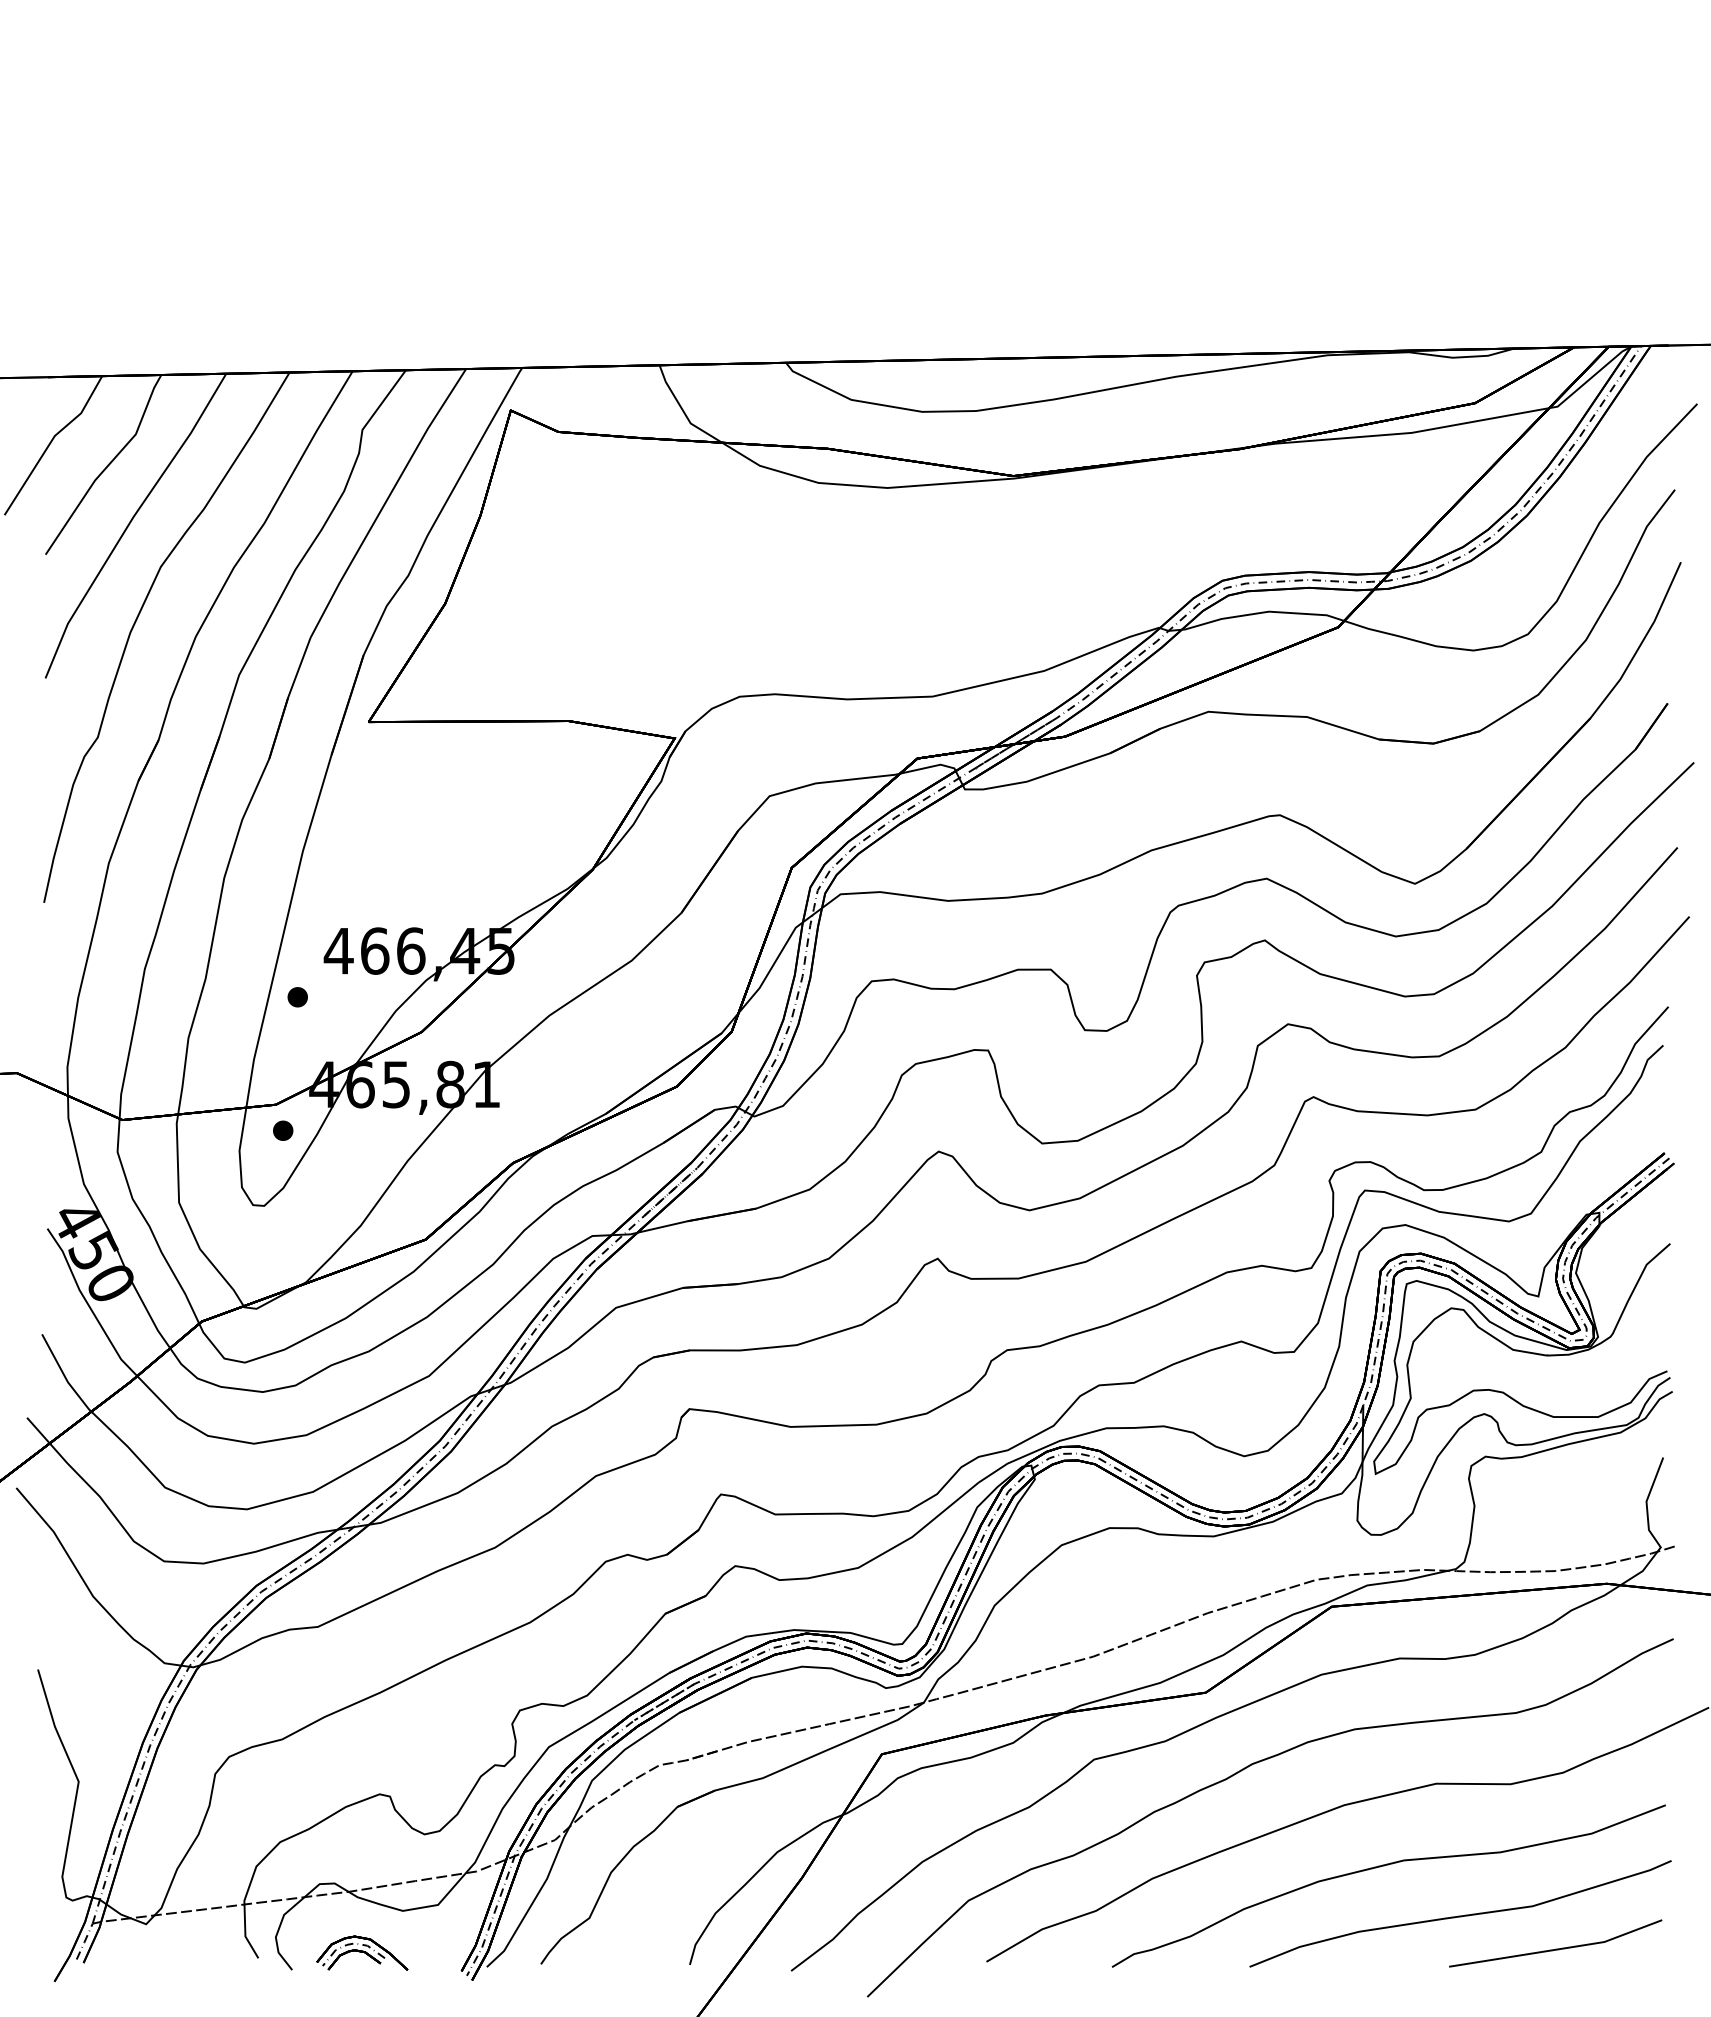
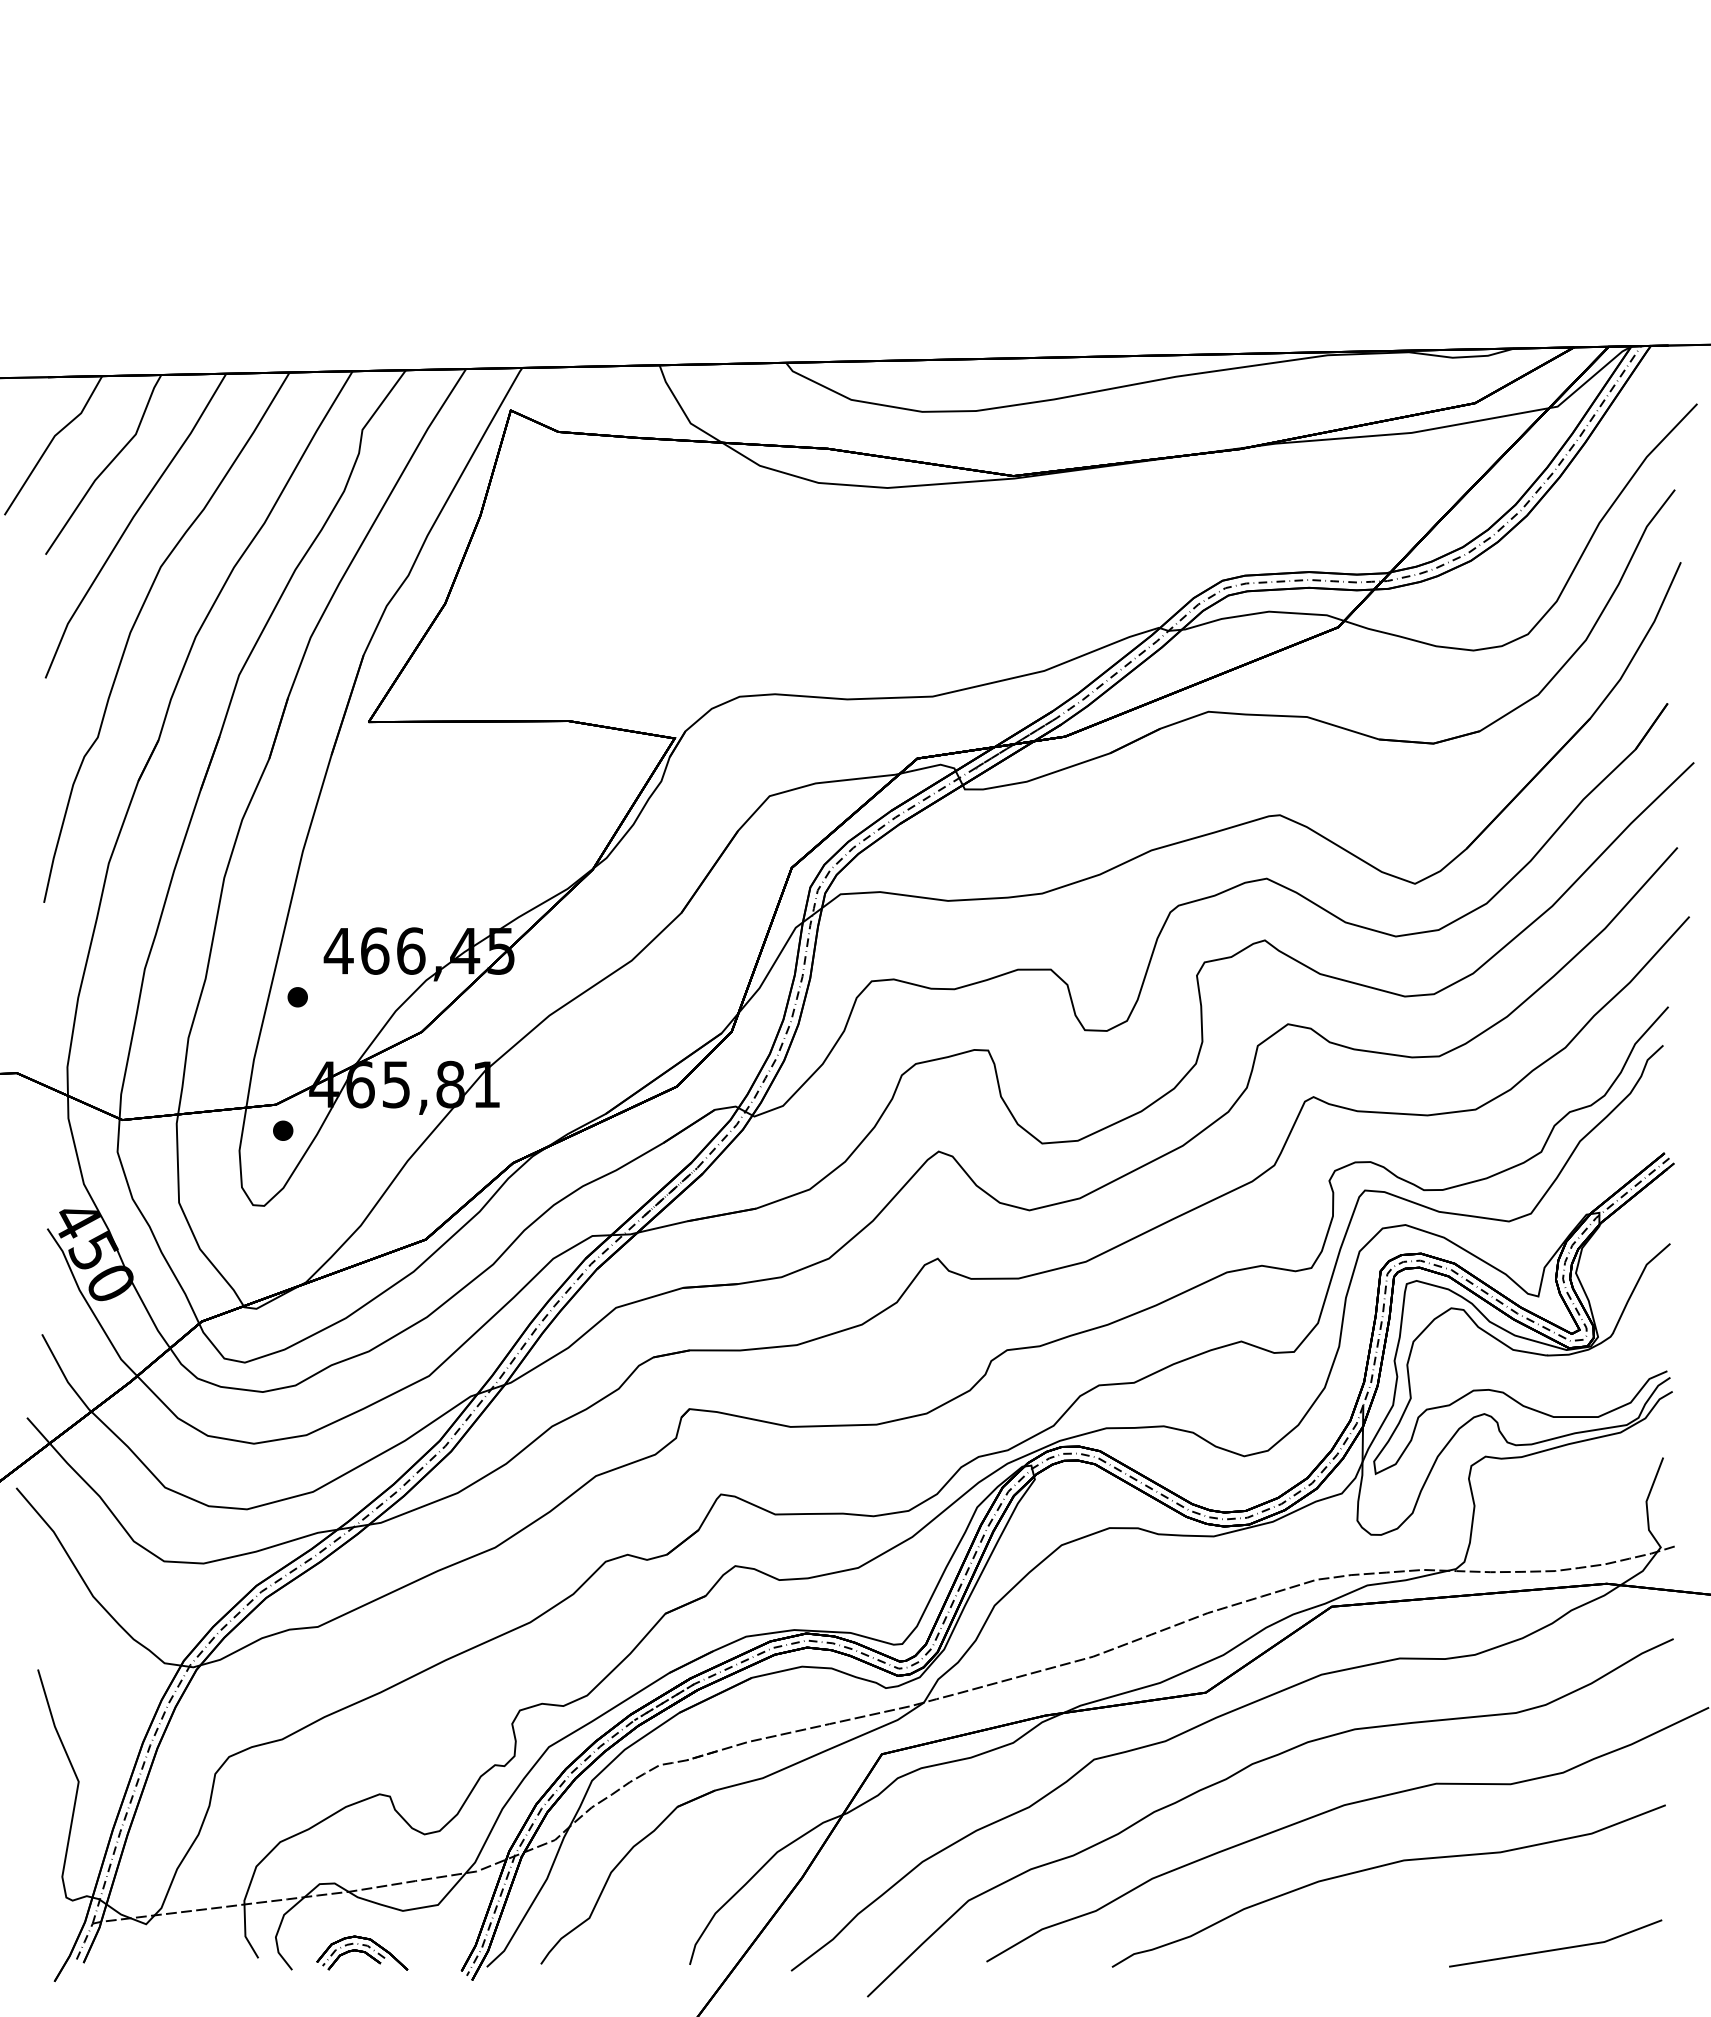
curve: present -> none (1460, 1915)
